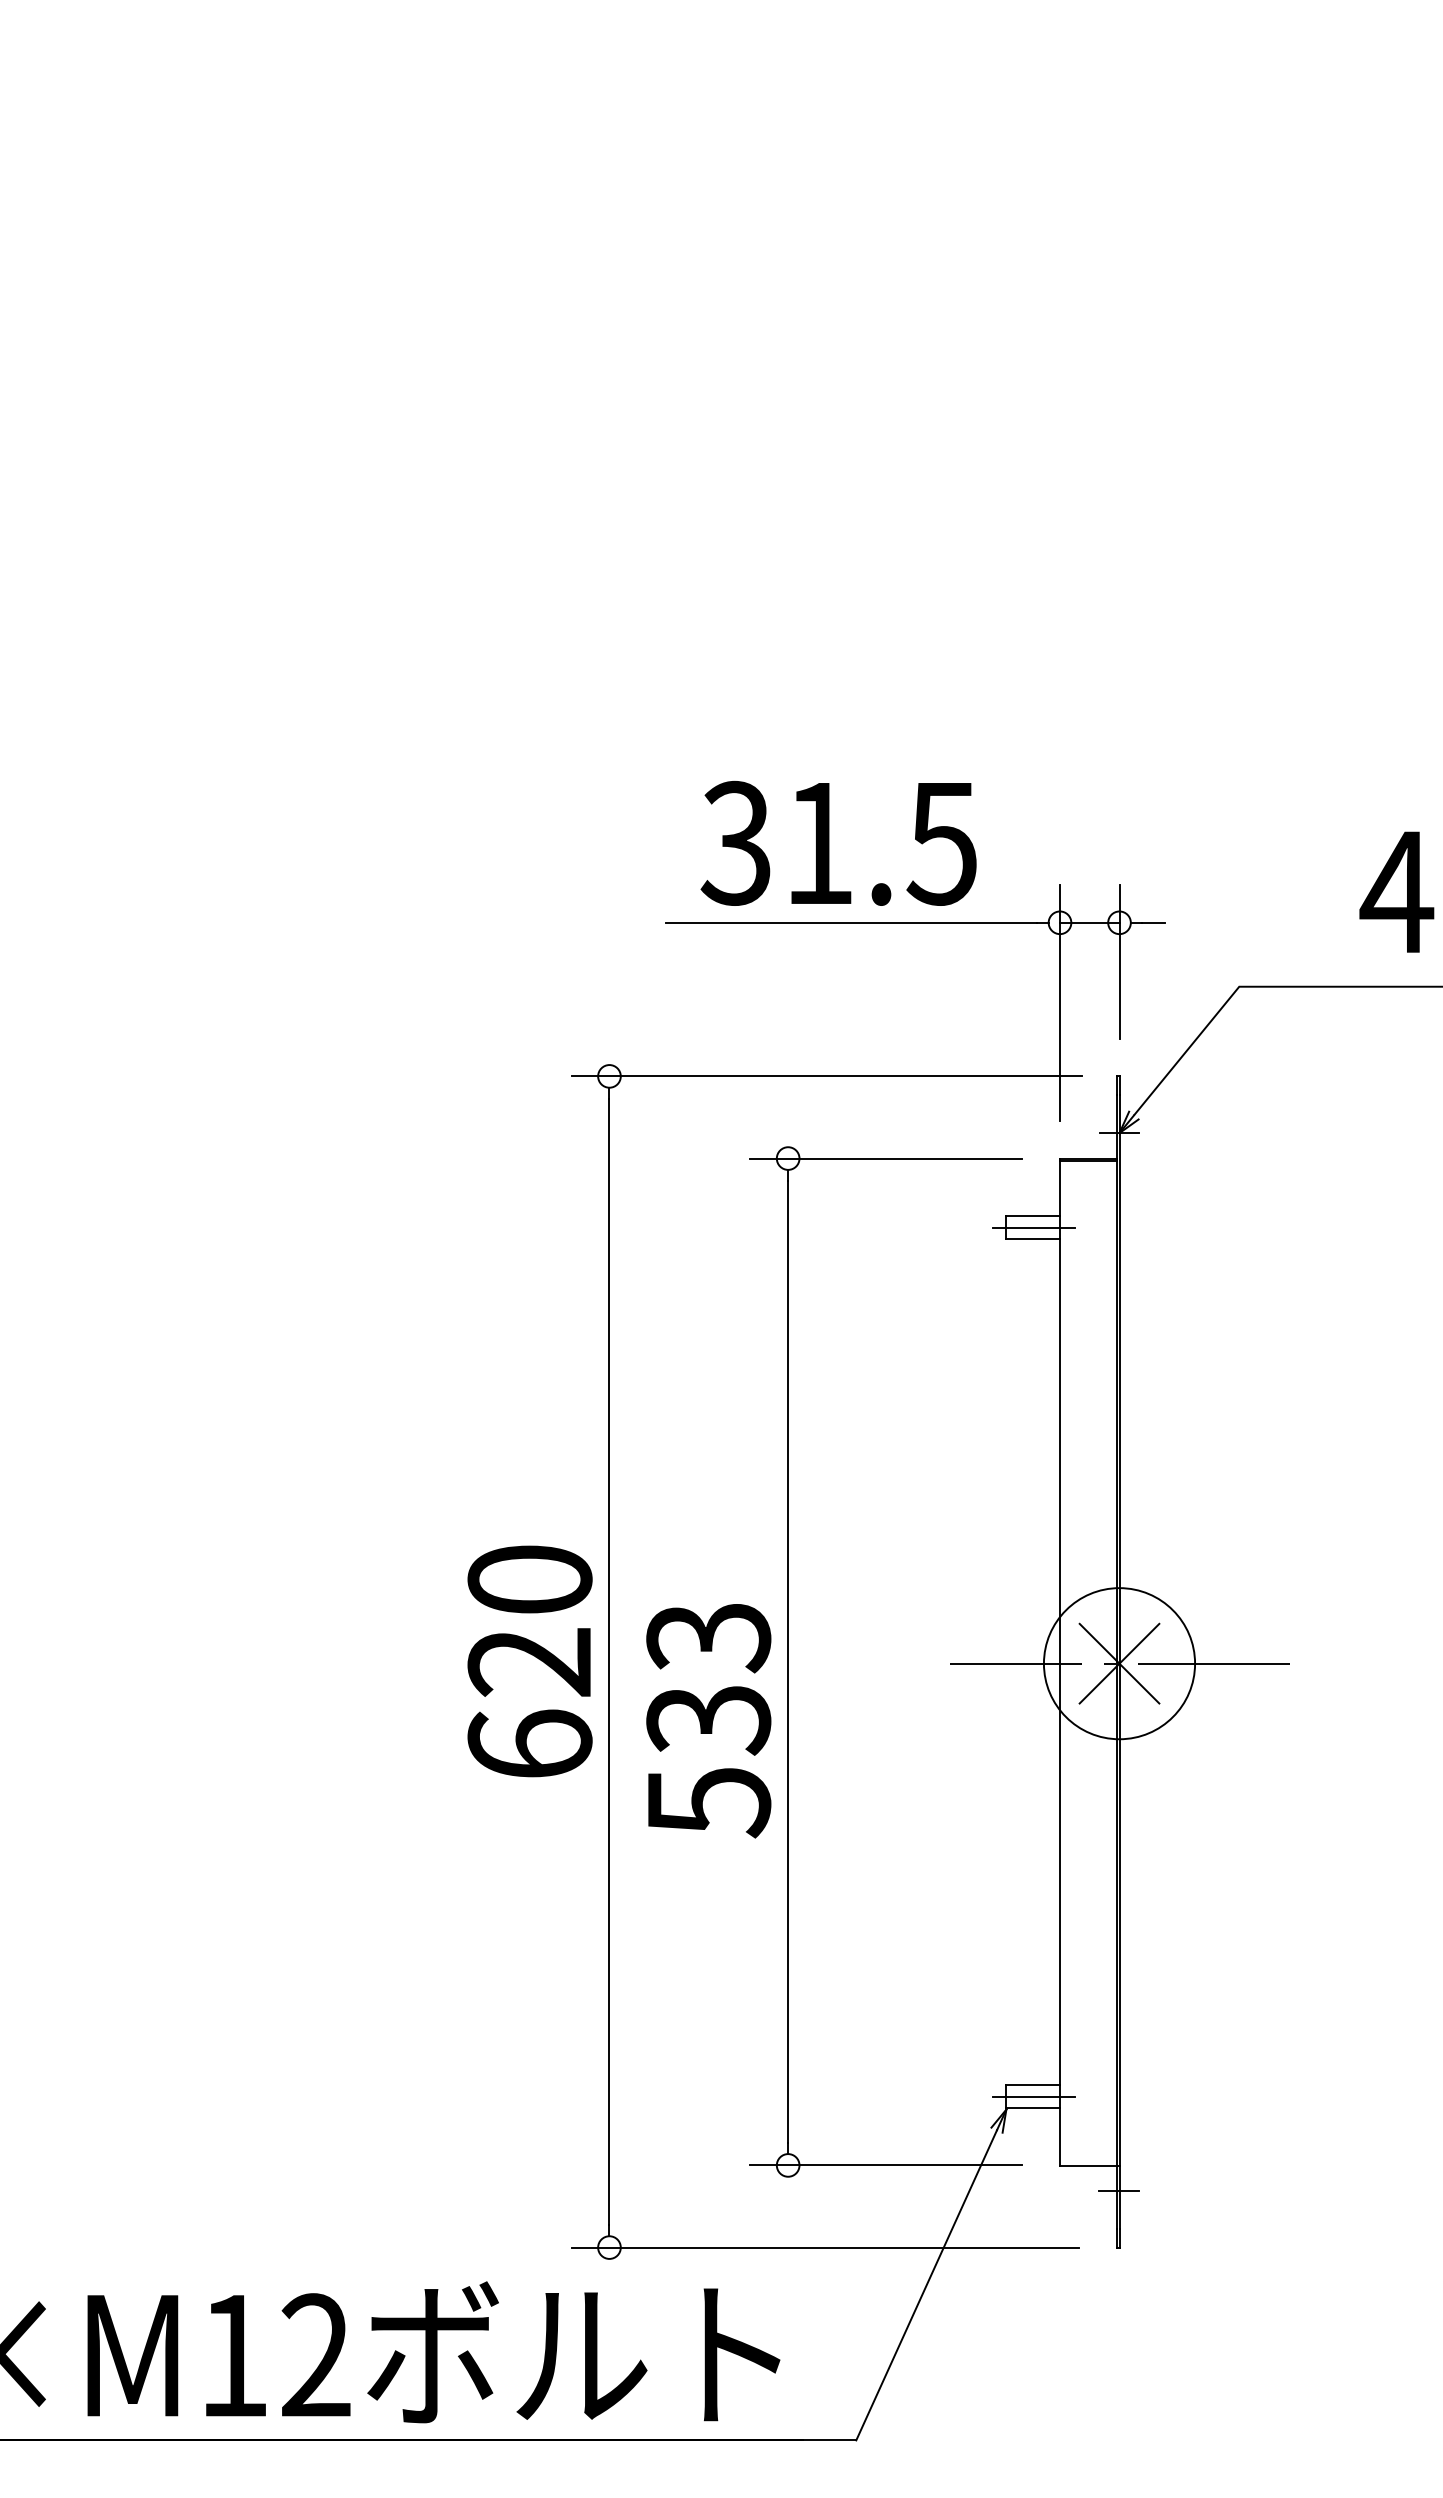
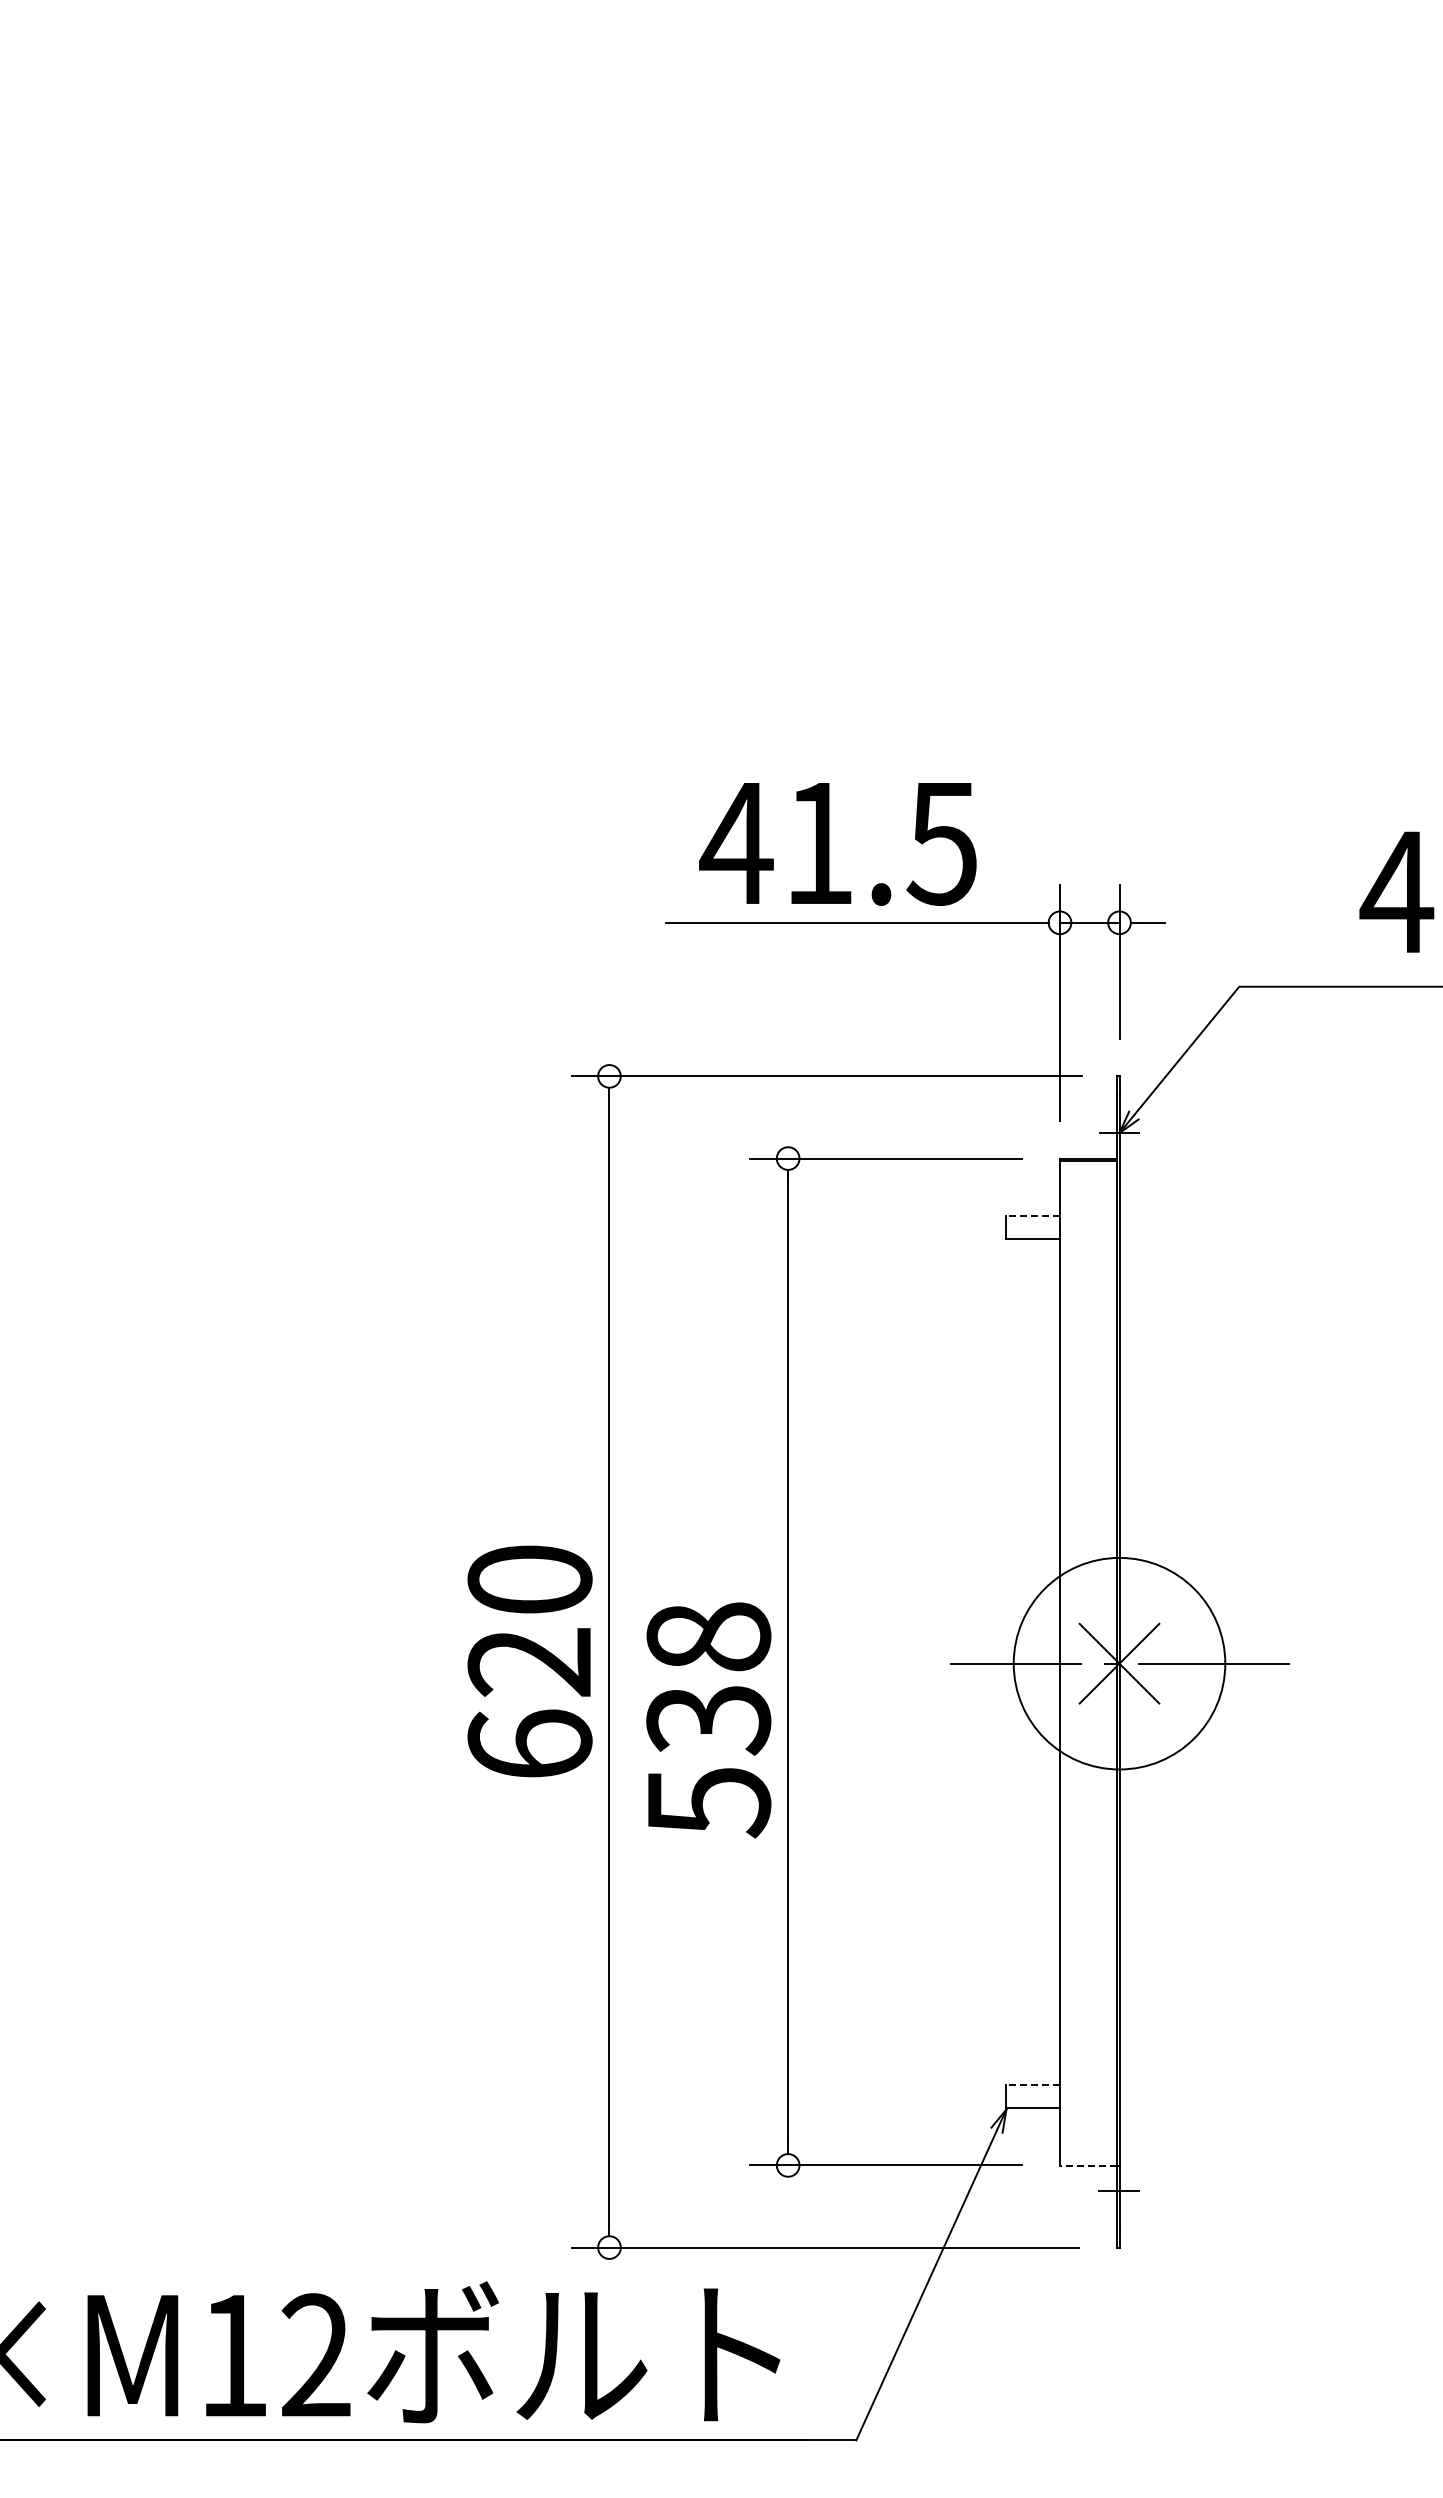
text: 31.5 -> 41.5 (736, 842)
line: solid -> dashed (1033, 1216)
line: present -> none (1033, 1227)
text: 533 -> 538 (708, 1637)
circle diameter: 151 px -> 212 px (1119, 1663)
line: solid -> dashed (1033, 2085)
line: present -> none (1033, 2096)
line: solid -> dashed (1087, 2165)
